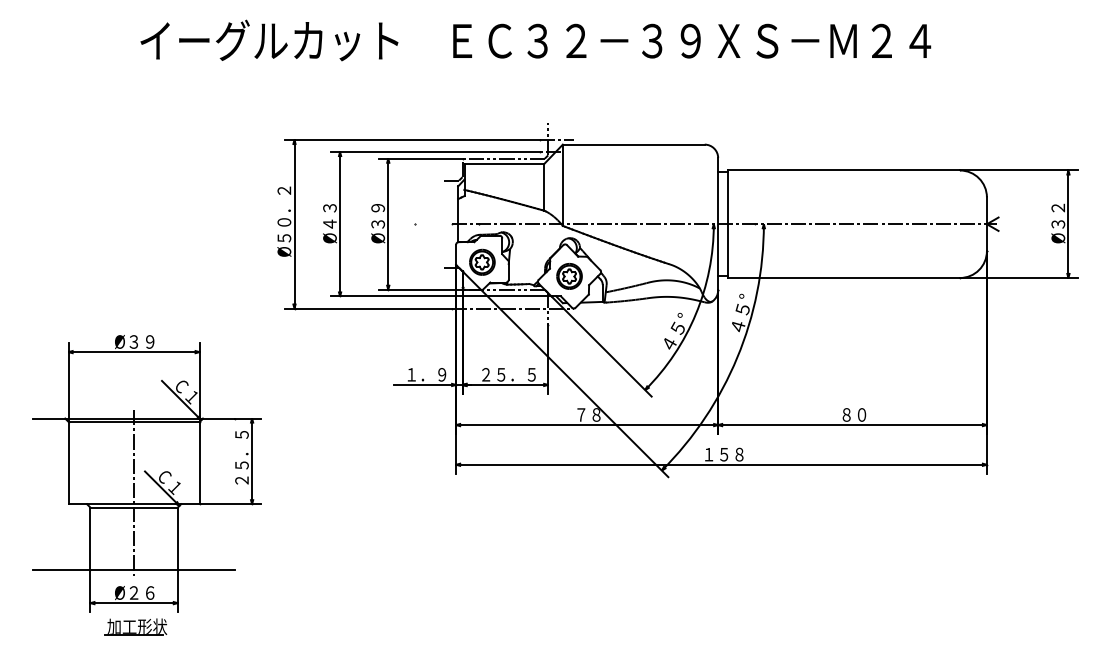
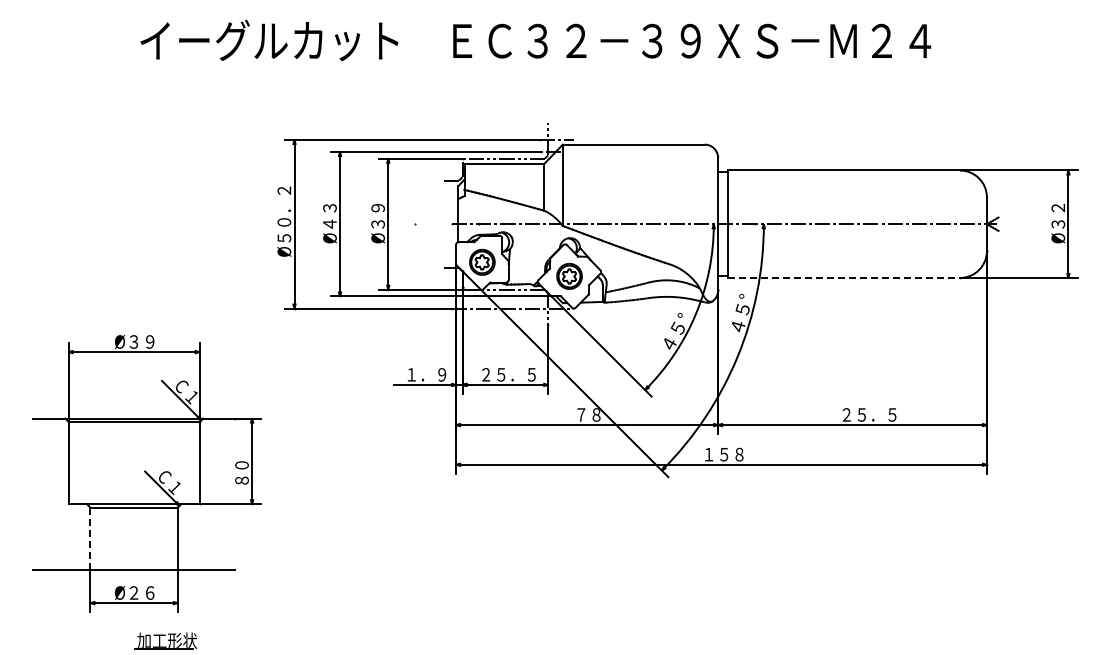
line: solid -> dashed (844, 278)
text: ８０ -> ２５．５ (869, 414)
text: ２５．５ -> ８０ (241, 457)
line: present -> none (134, 492)
line: solid -> dashed (90, 539)
part position: (135, 626) -> (165, 640) (165, 640)
